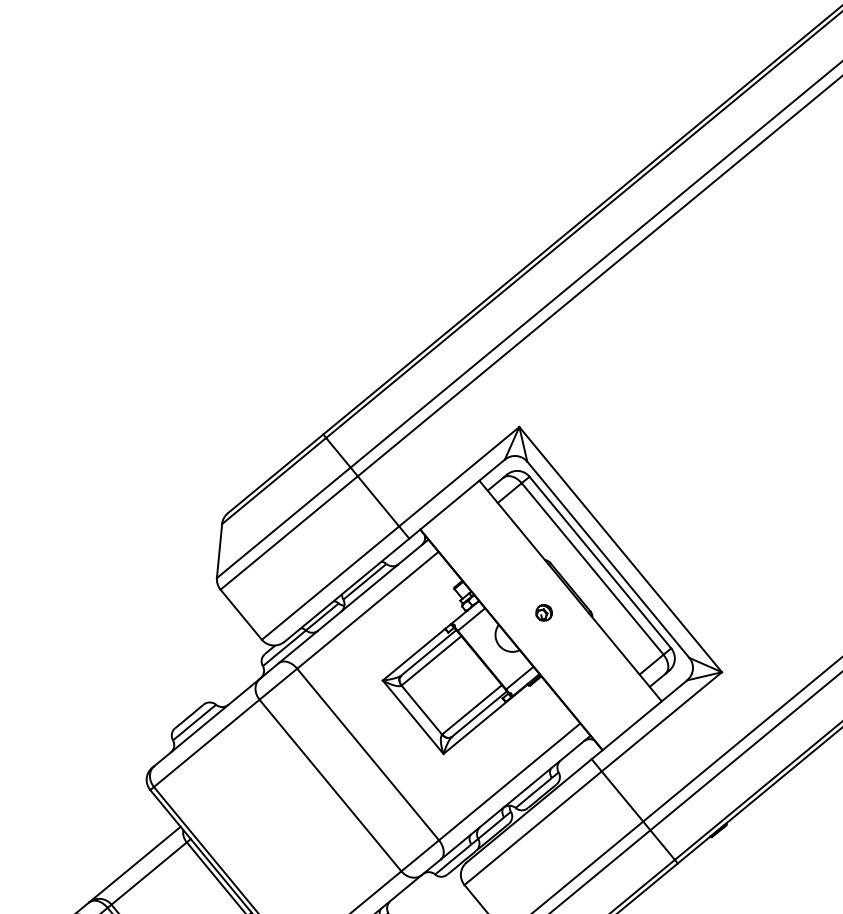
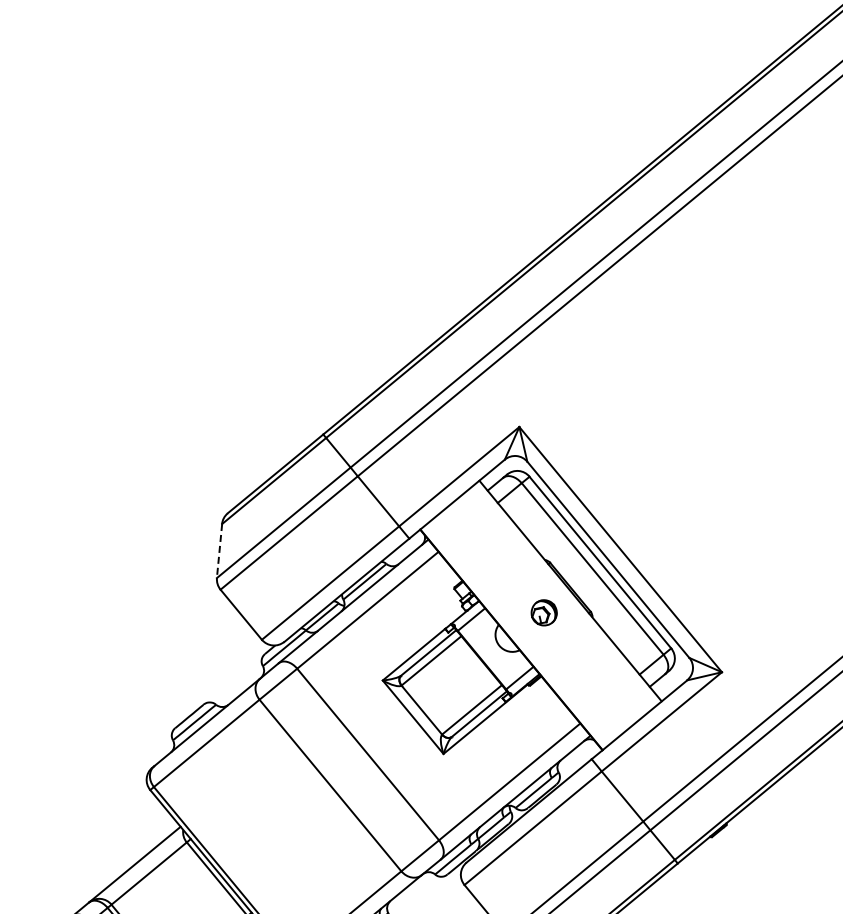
line: solid -> dashed (219, 551)
part size: 18x18 px -> 28x28 px (543, 612)
